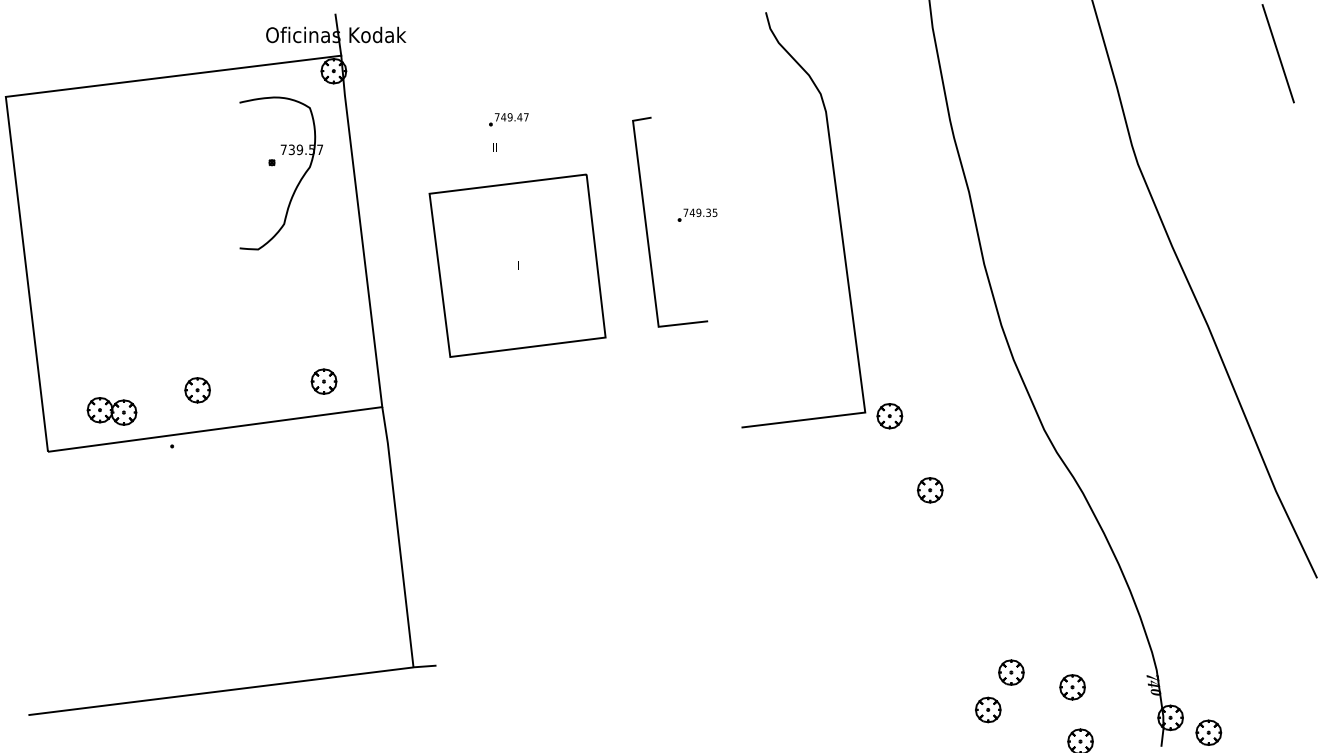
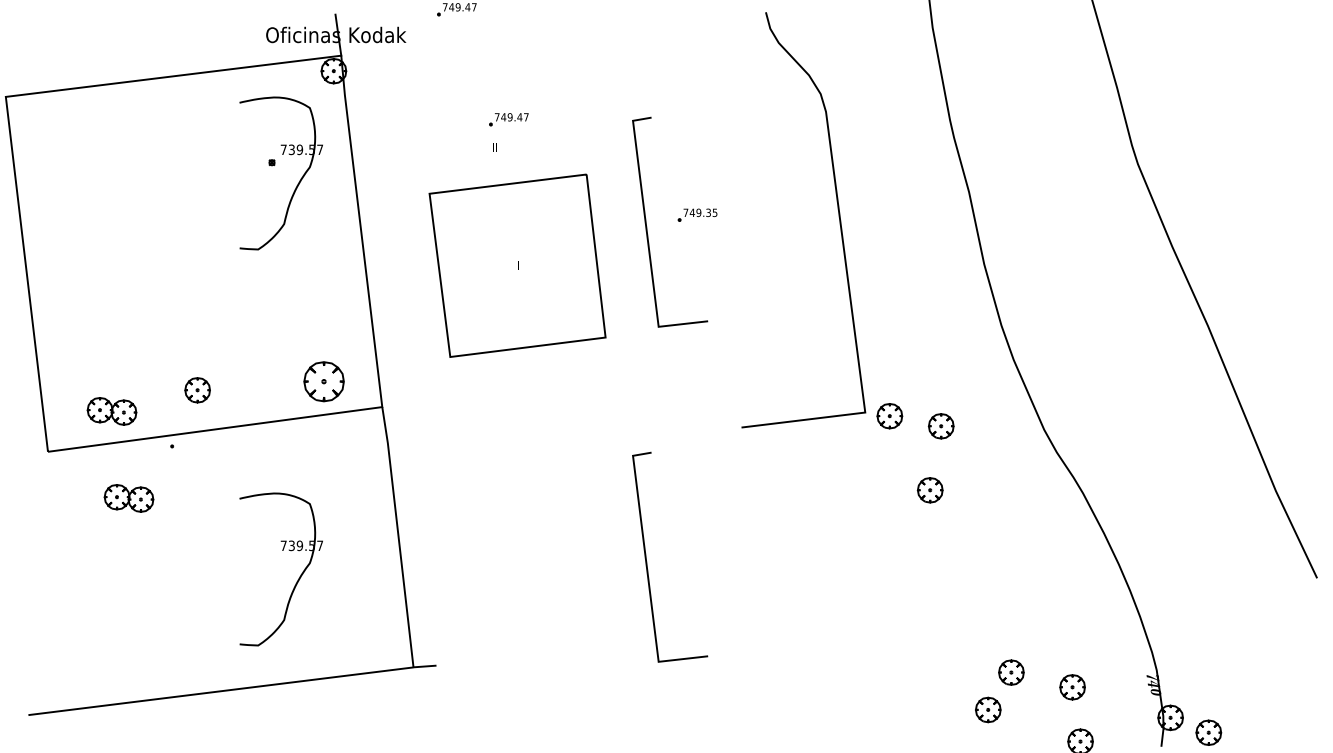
part: none -> present (456, 9)
line: present -> none (1277, 53)
part size: 28x27 px -> 42x42 px (323, 381)
part: none -> present (940, 426)
part: none -> present (128, 498)
part: none -> present (282, 550)
line: none -> present (647, 561)
